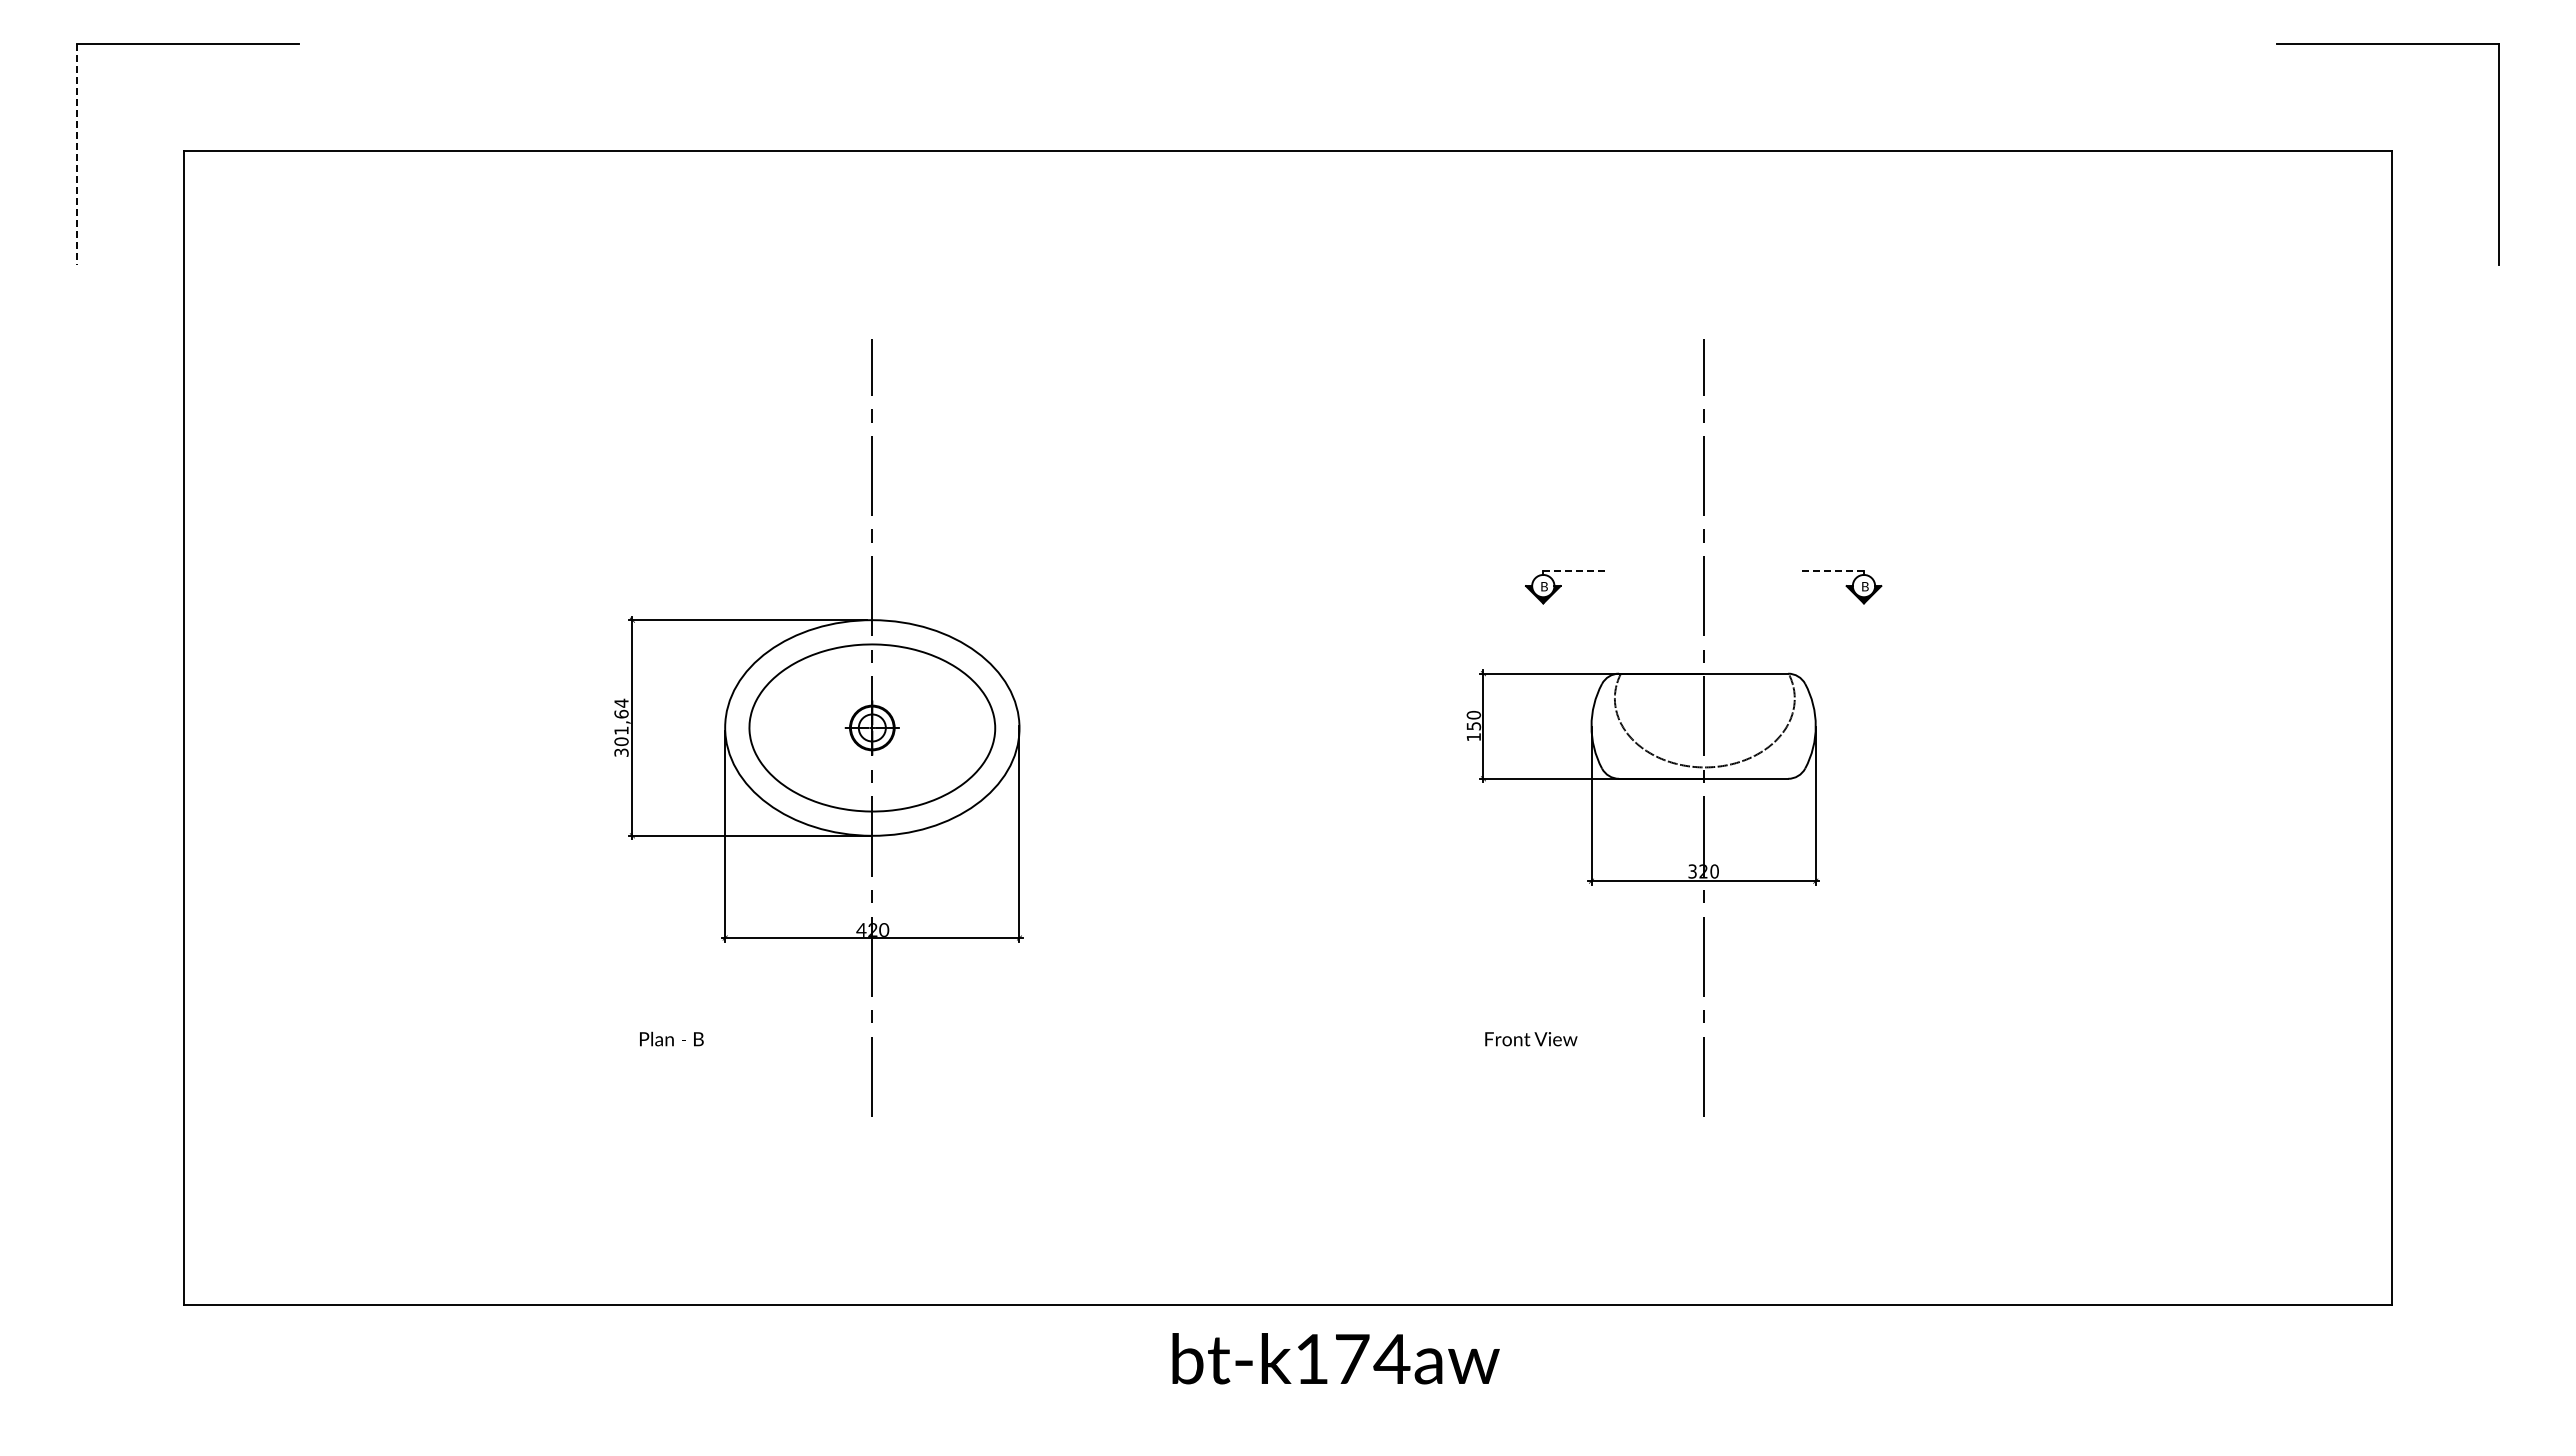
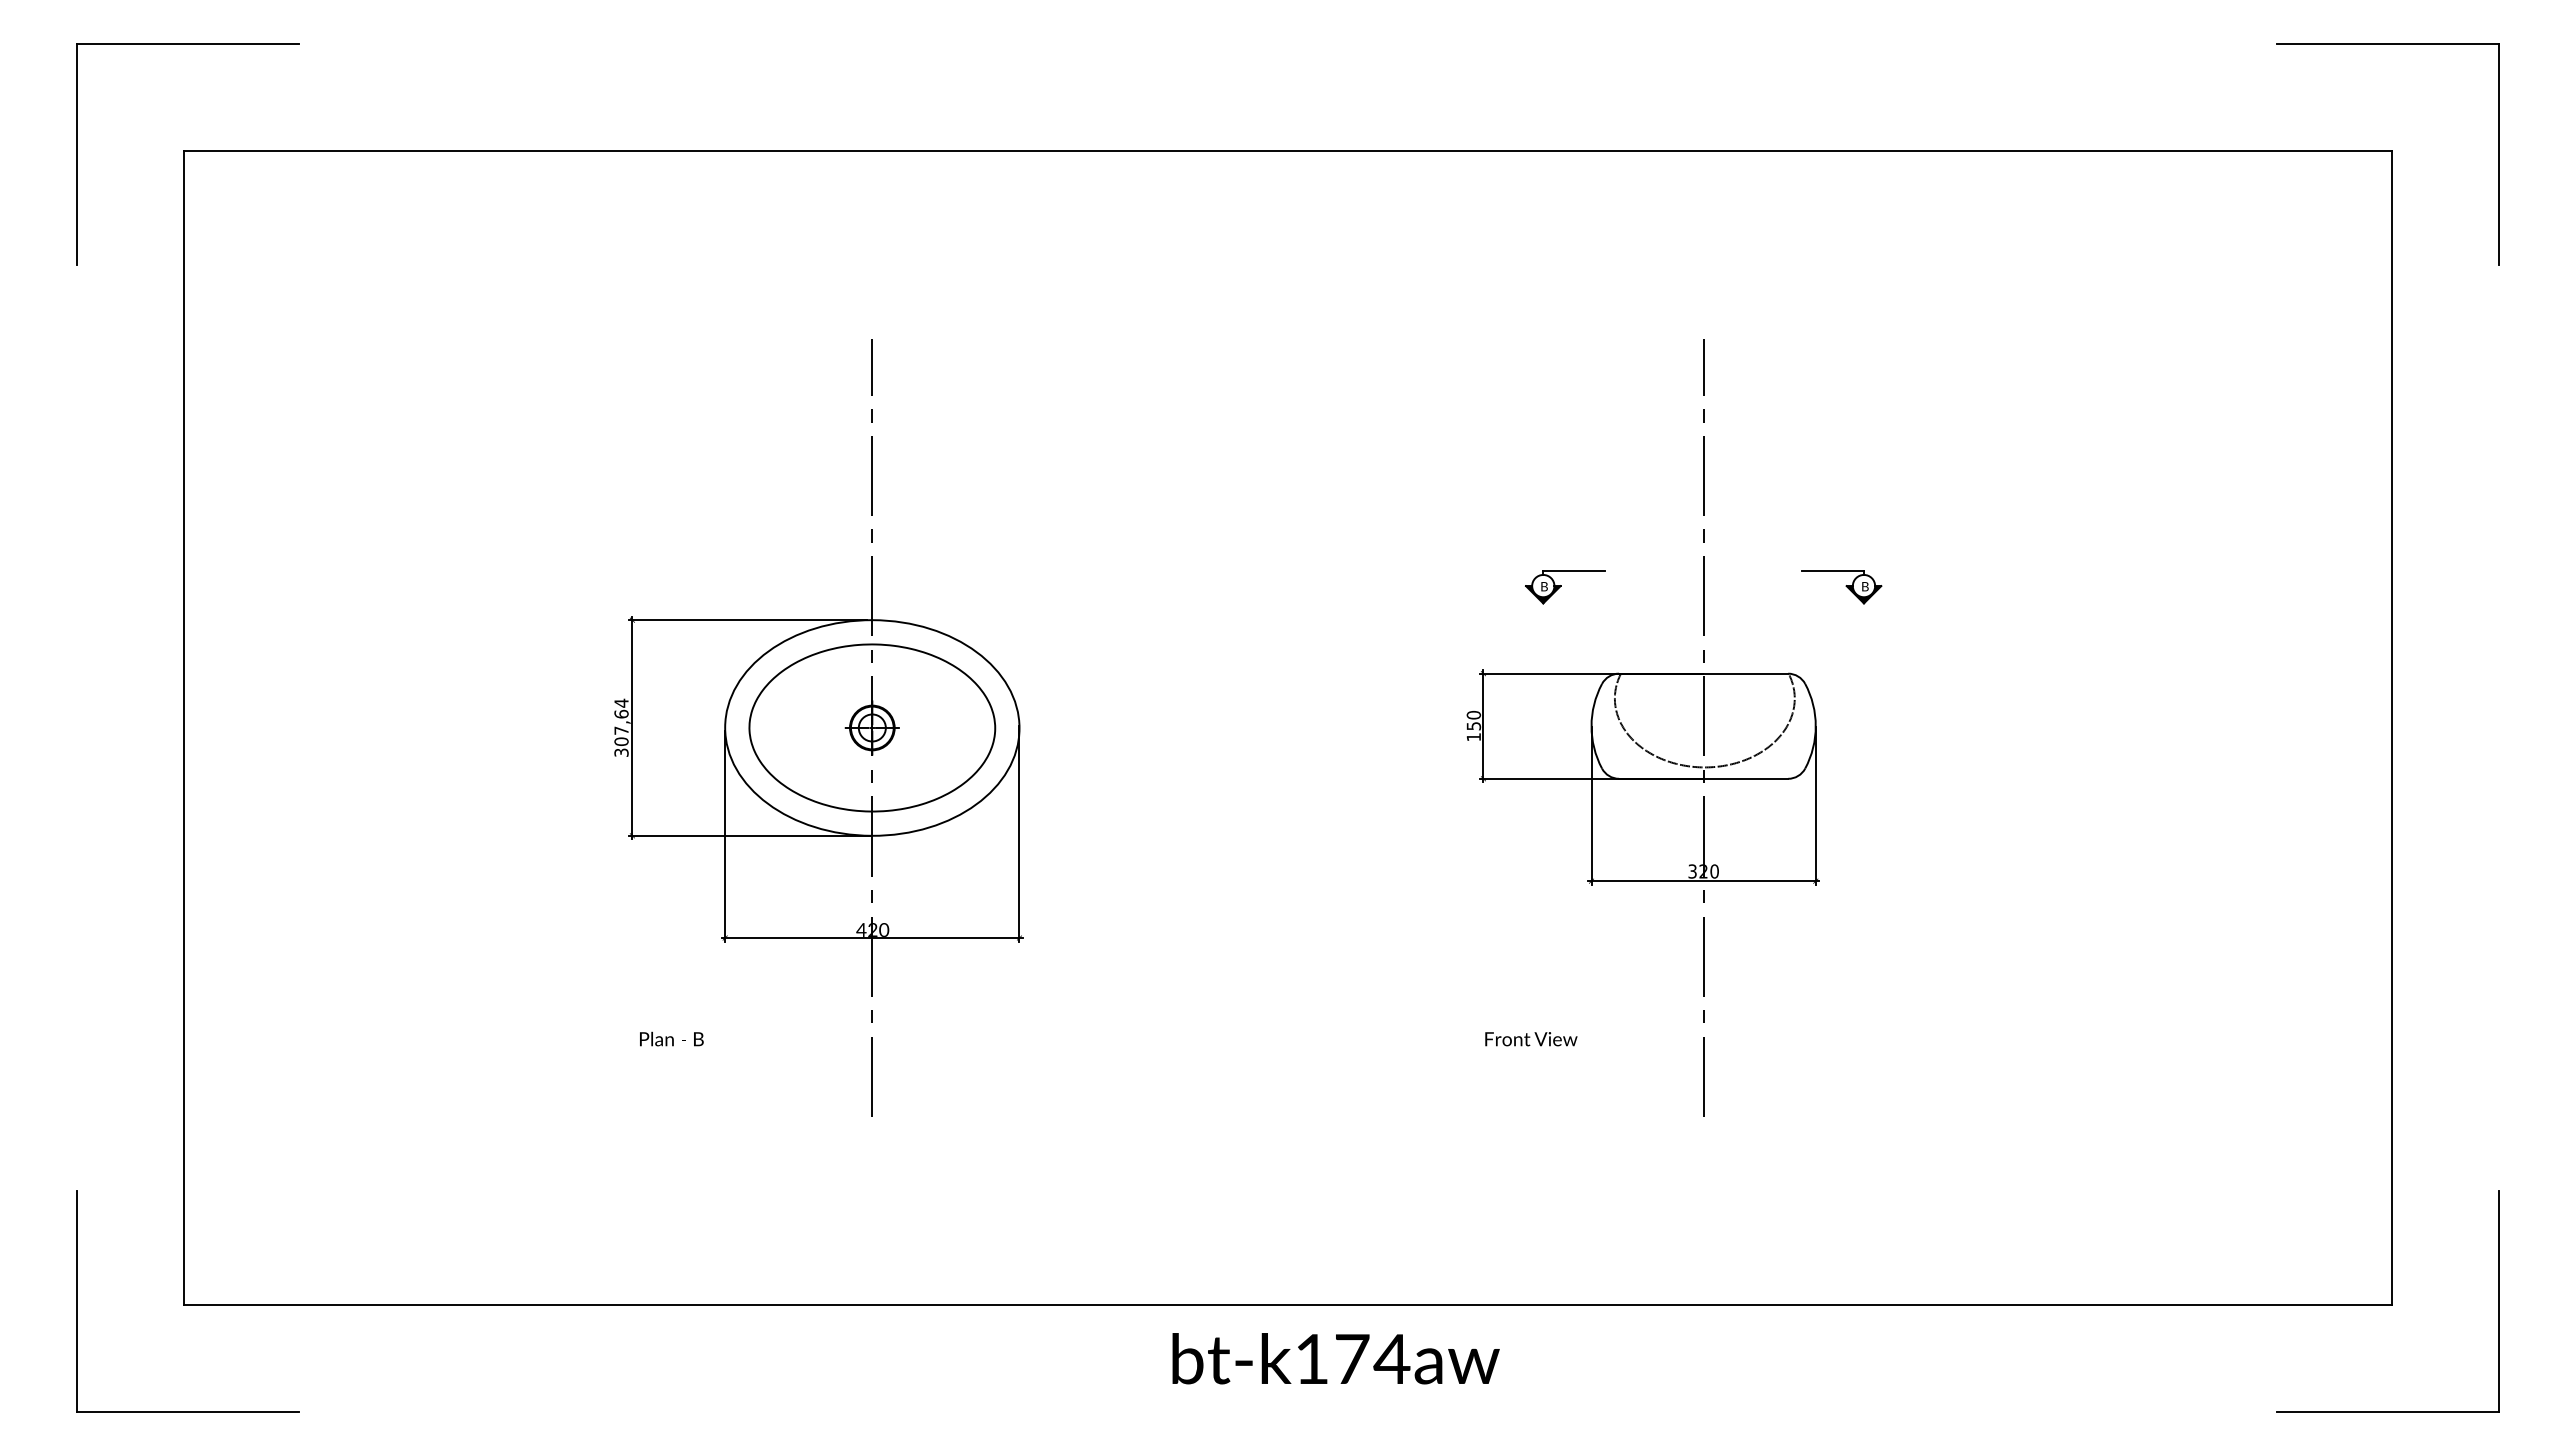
line: dashed -> solid (77, 154)
line: dashed -> solid (1574, 570)
line: dashed -> solid (1833, 570)
text: 301,64 -> 307,64 (621, 730)
part: none -> present (77, 1301)
part: none -> present (2387, 1411)
